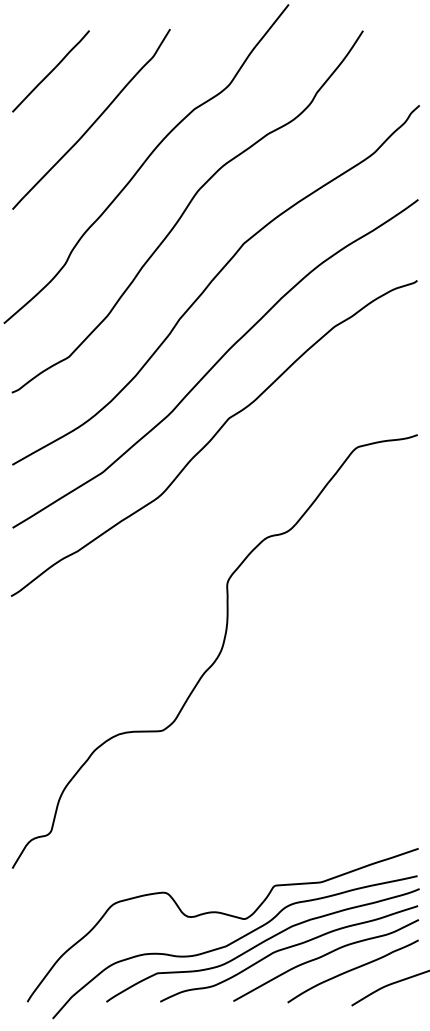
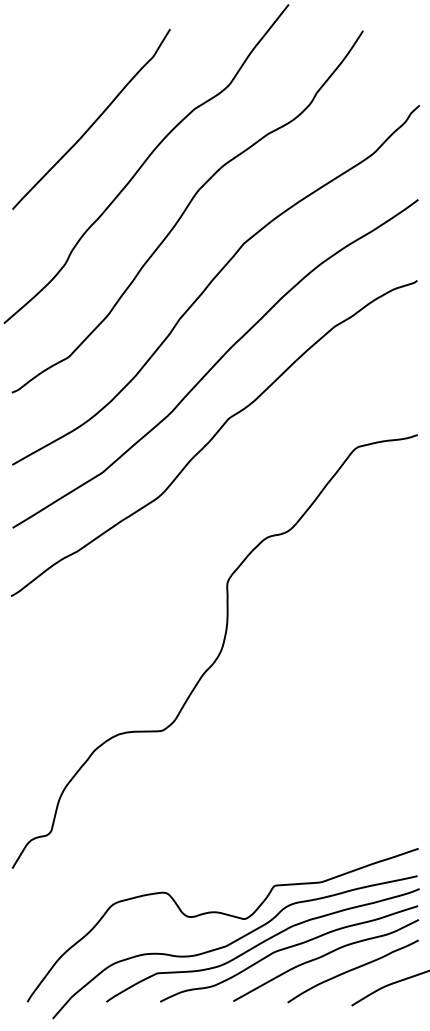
line: present -> none (50, 71)
